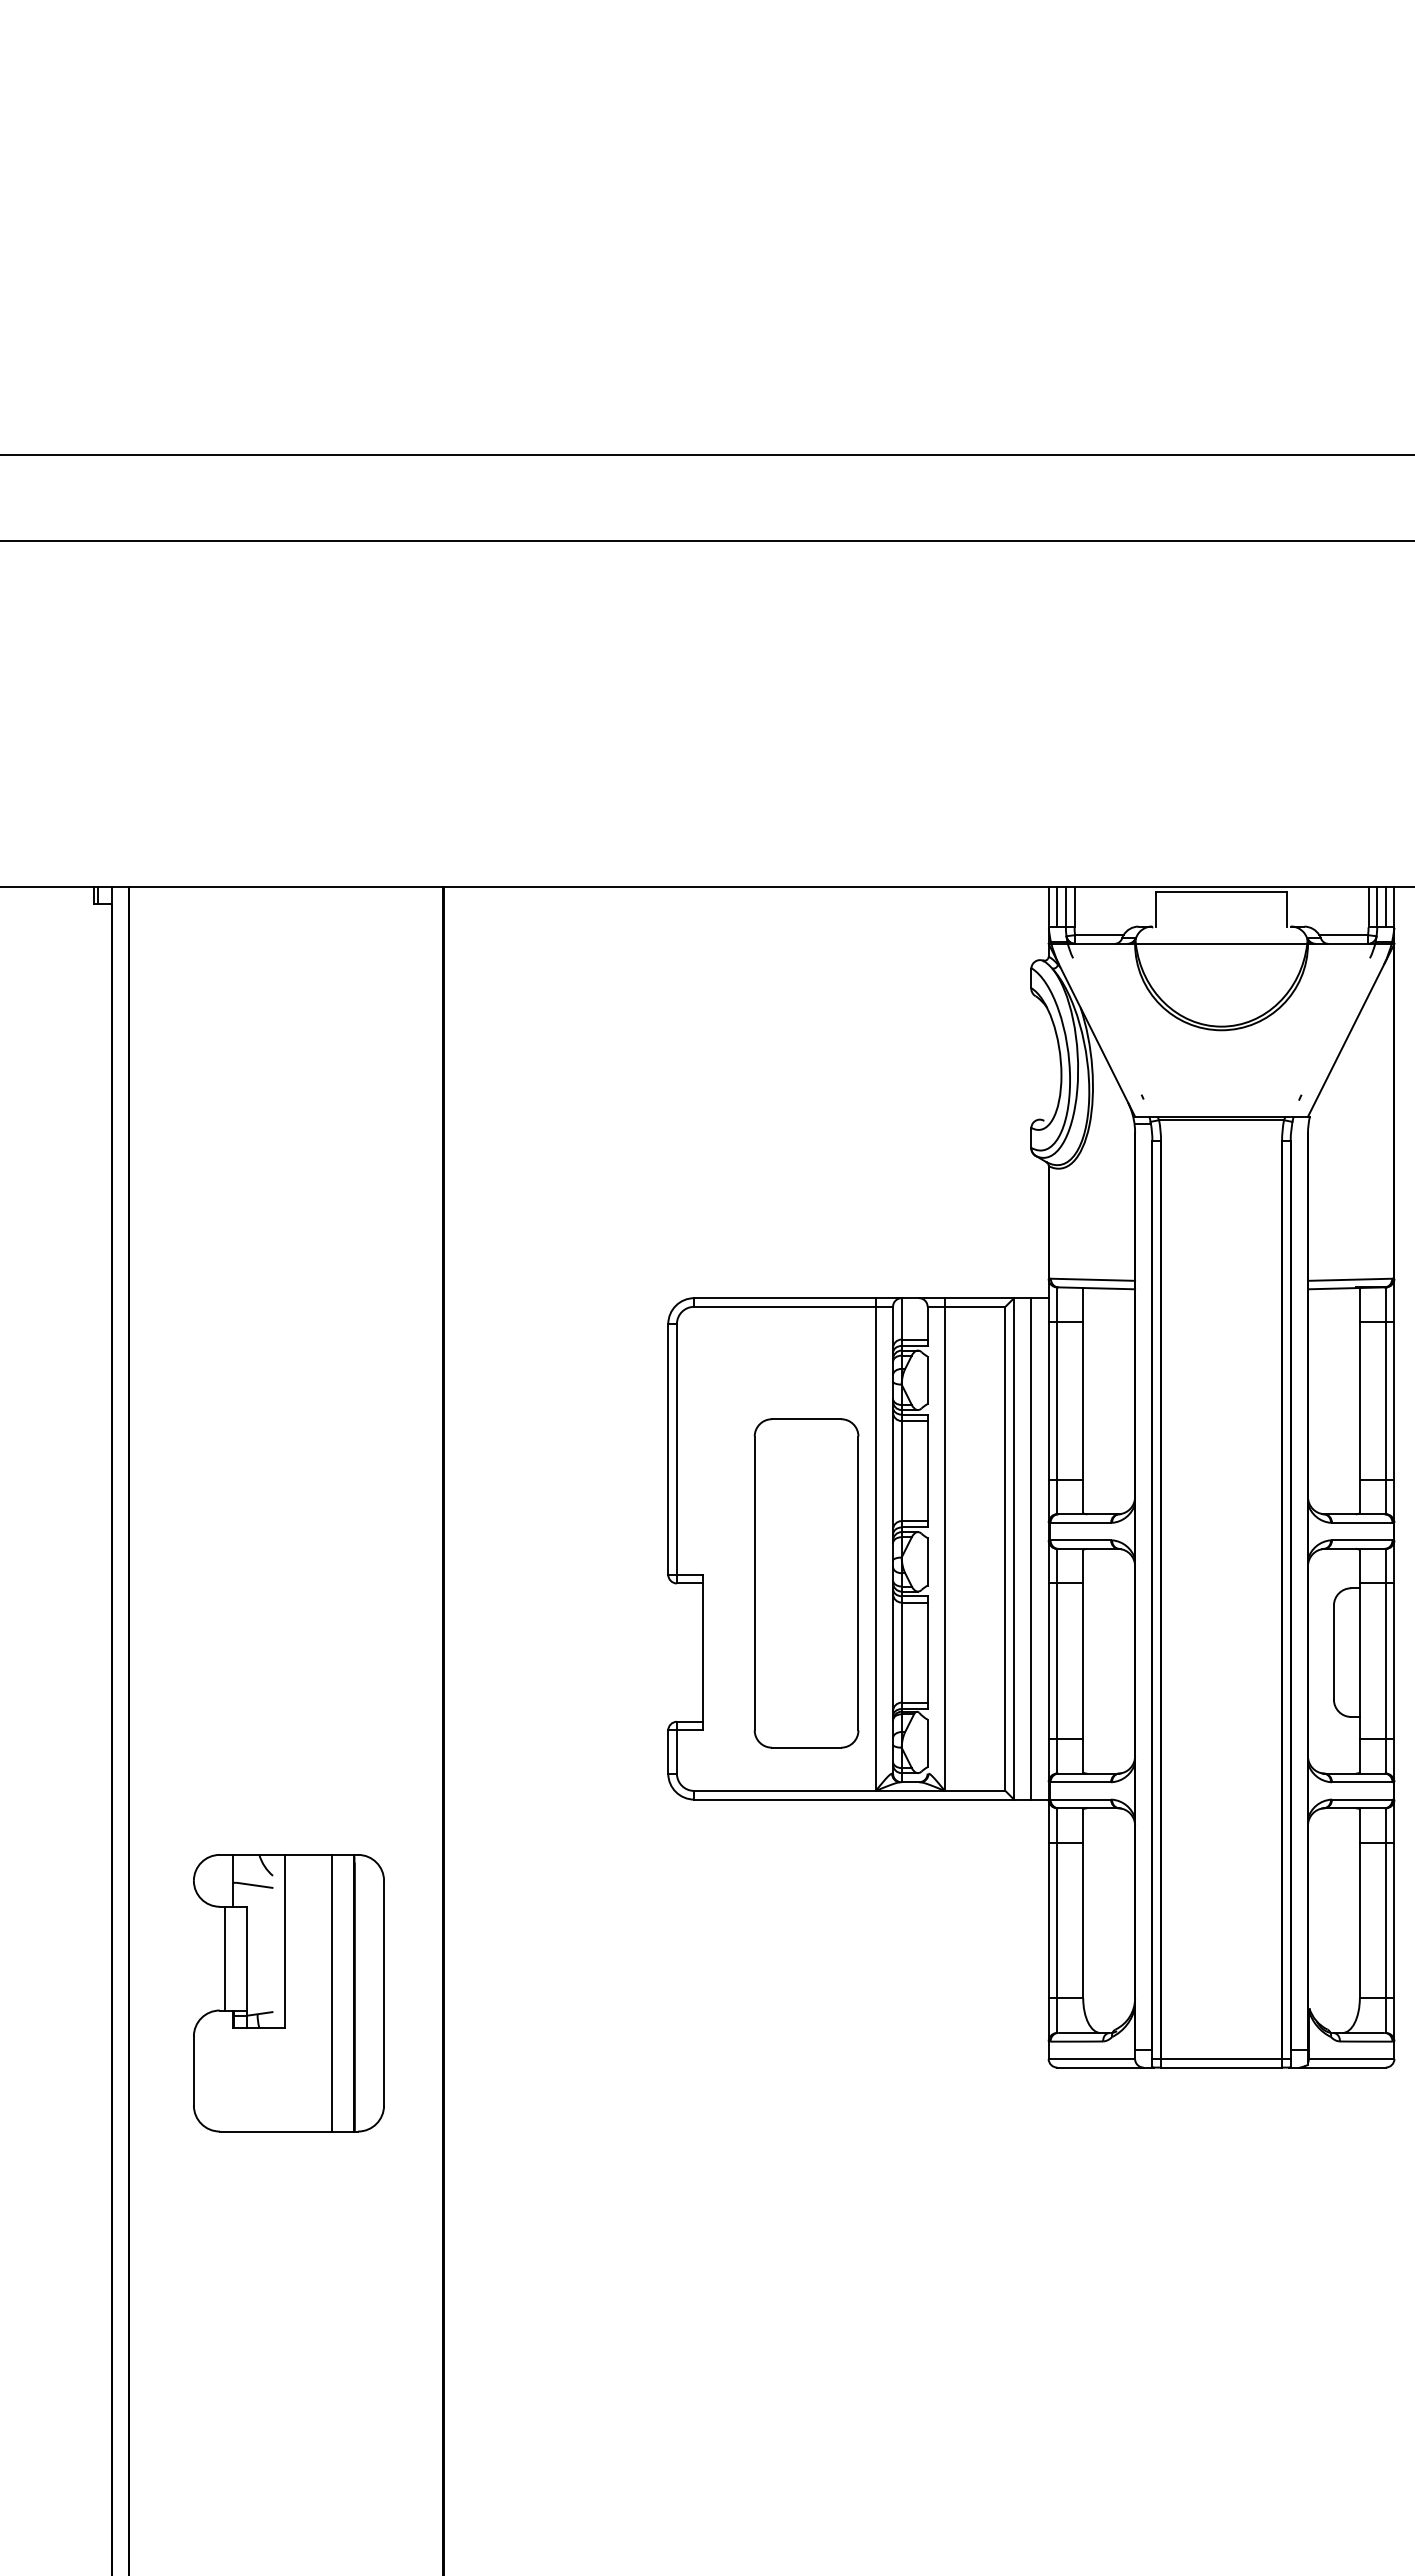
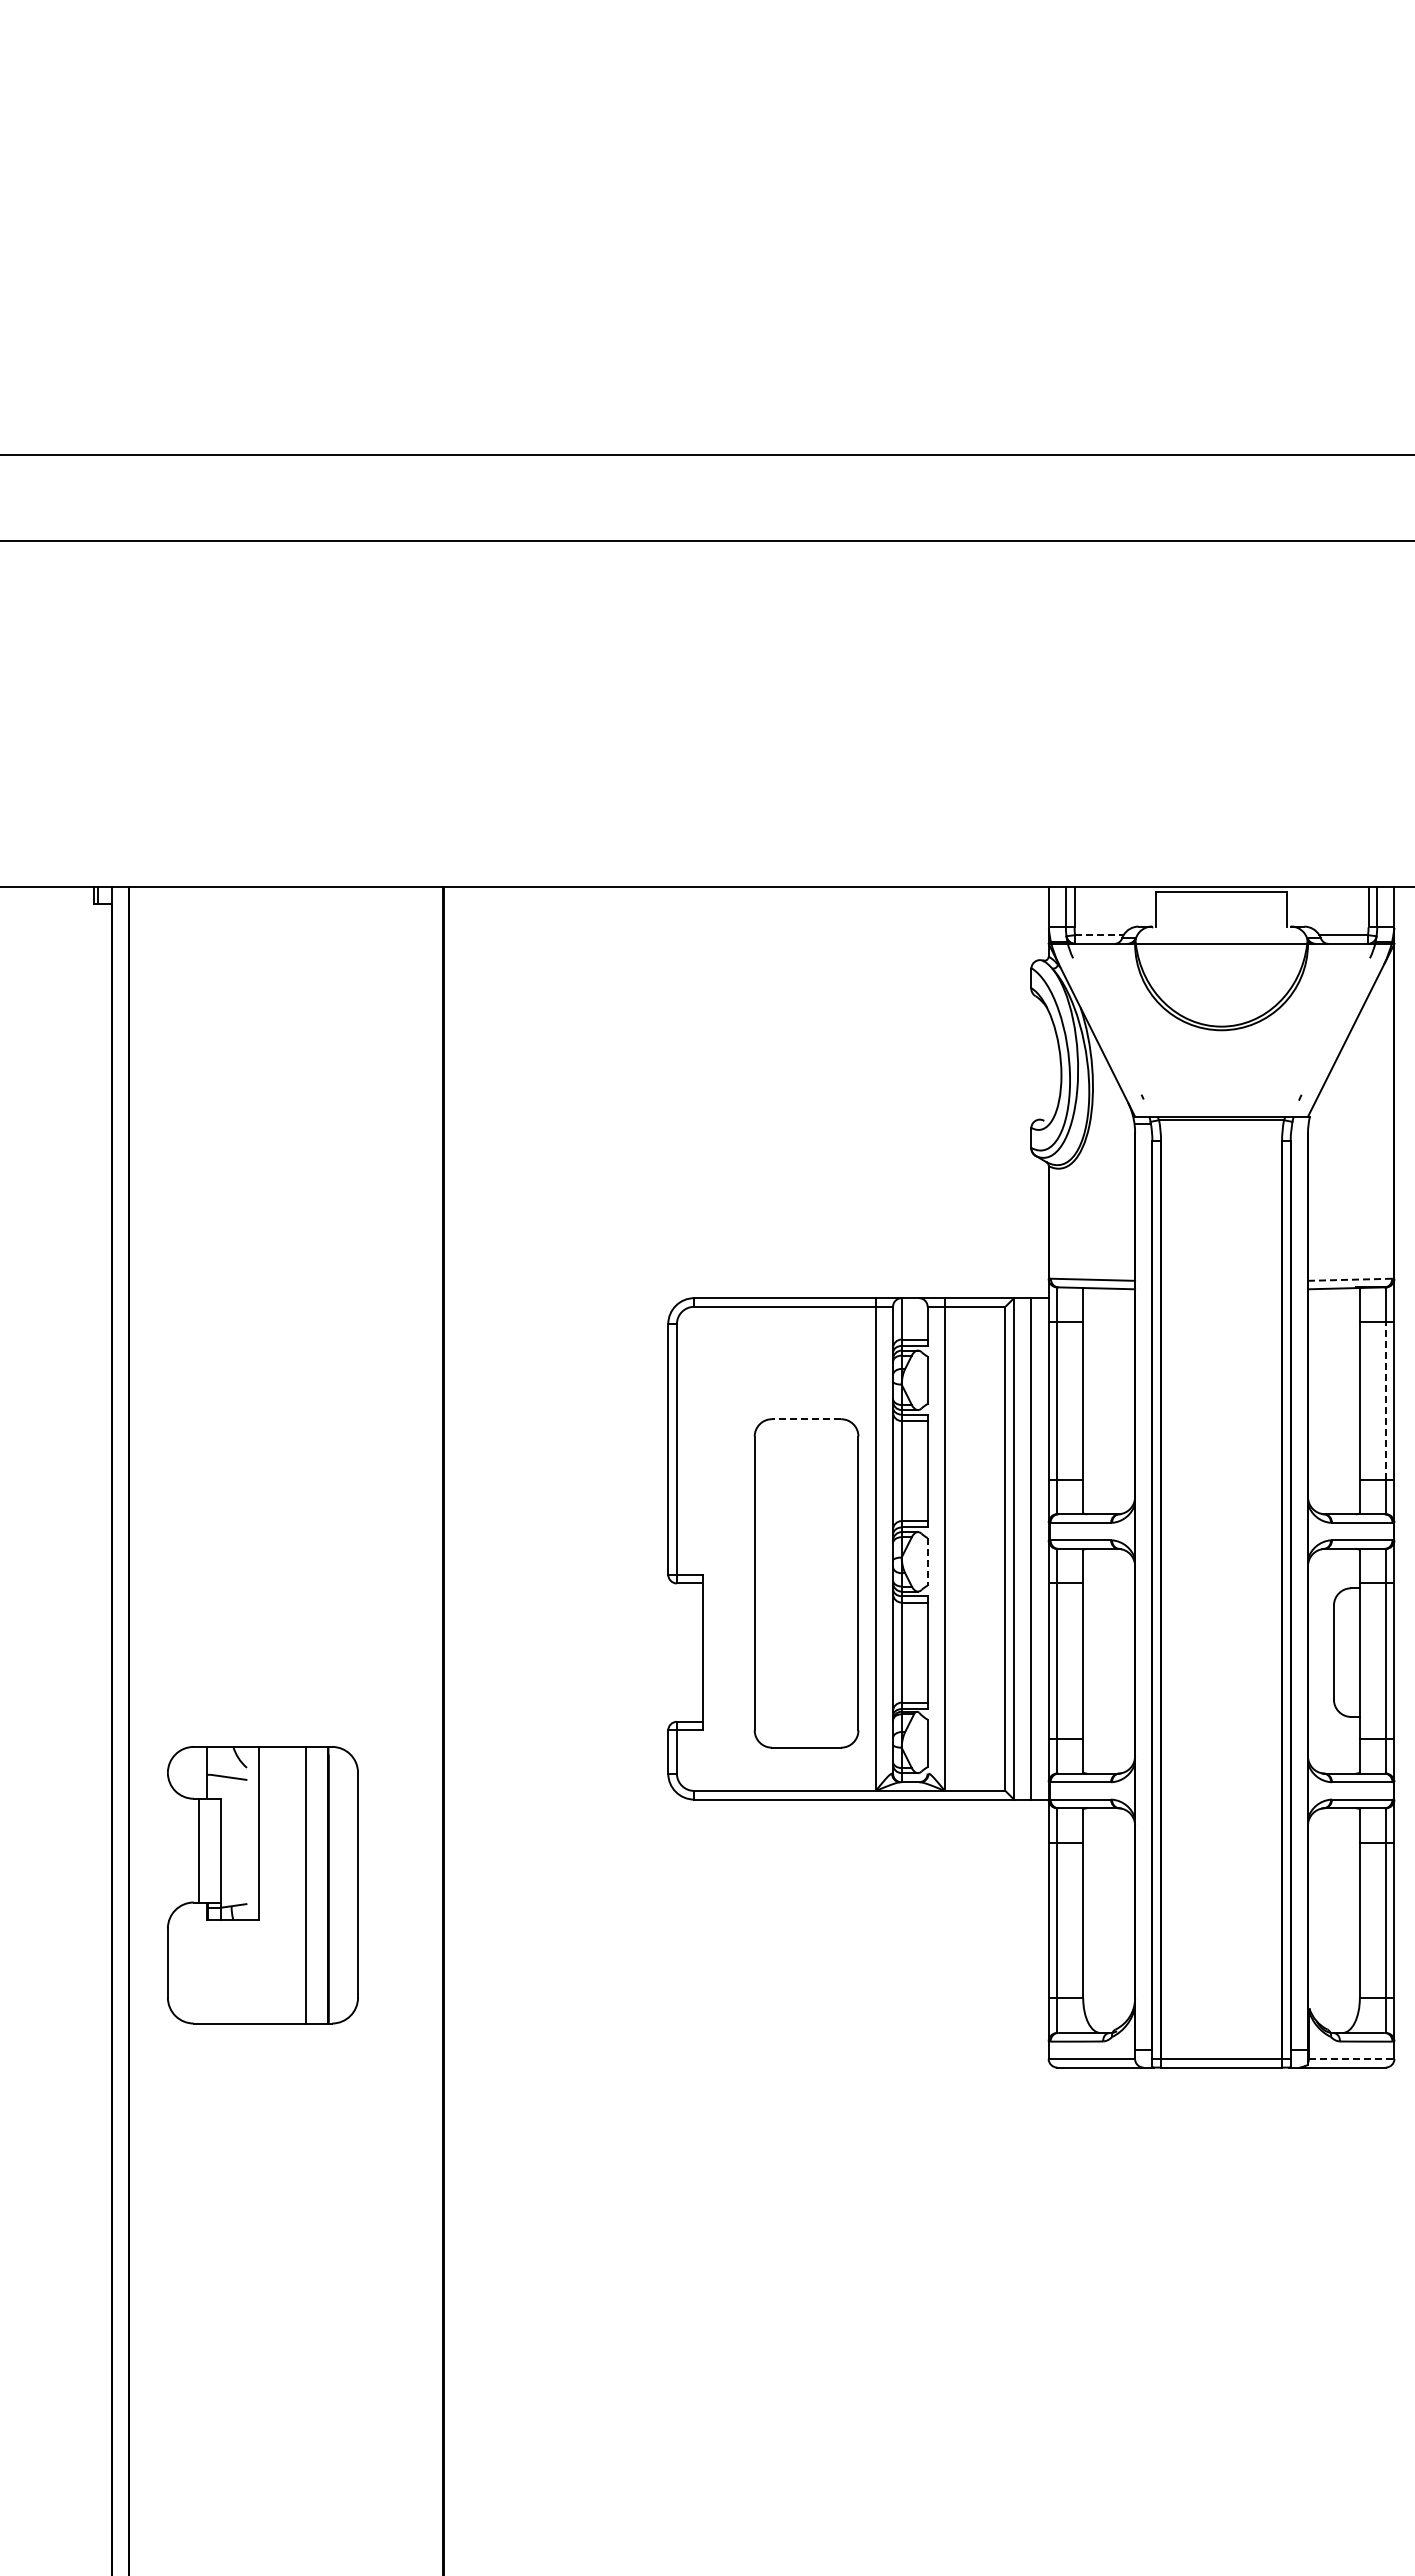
line: present -> none (1057, 906)
line: present -> none (1385, 906)
line: solid -> dashed (1099, 935)
line: solid -> dashed (1350, 1279)
line: solid -> dashed (1385, 1400)
line: solid -> dashed (806, 1419)
line: solid -> dashed (927, 1561)
part position: (288, 1993) -> (262, 1885) (262, 1885)
line: solid -> dashed (1351, 2058)
